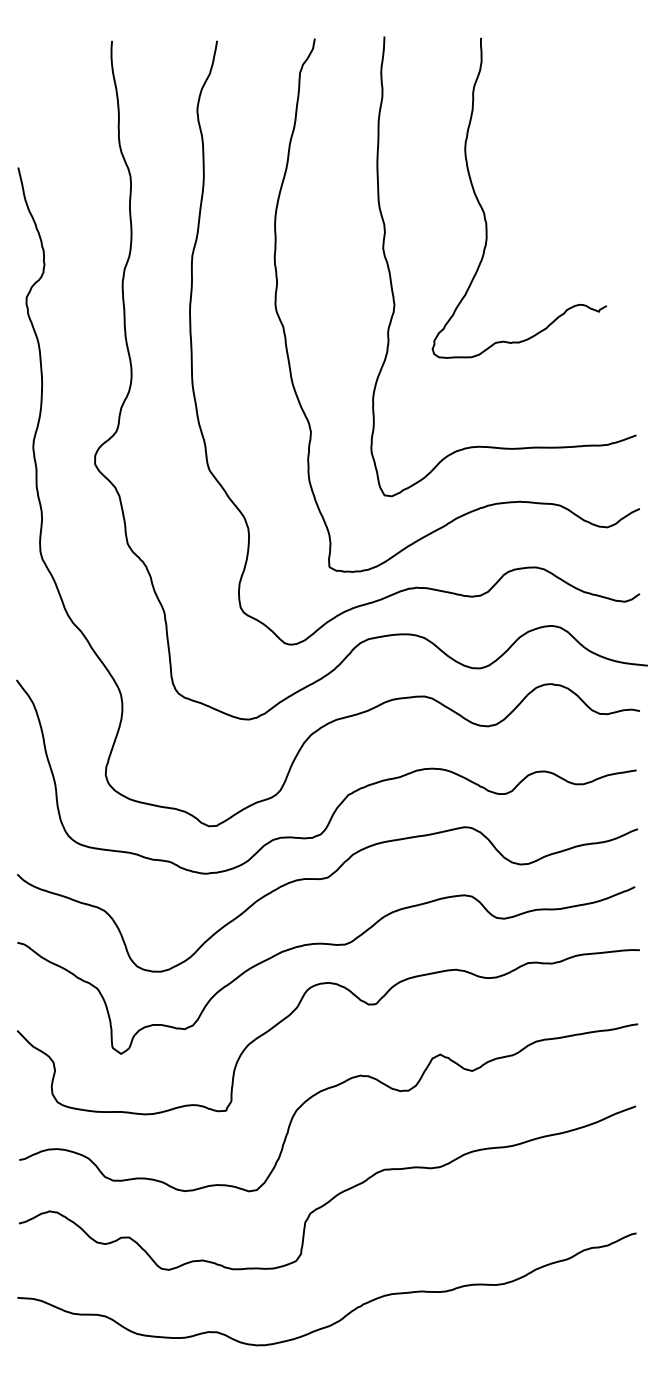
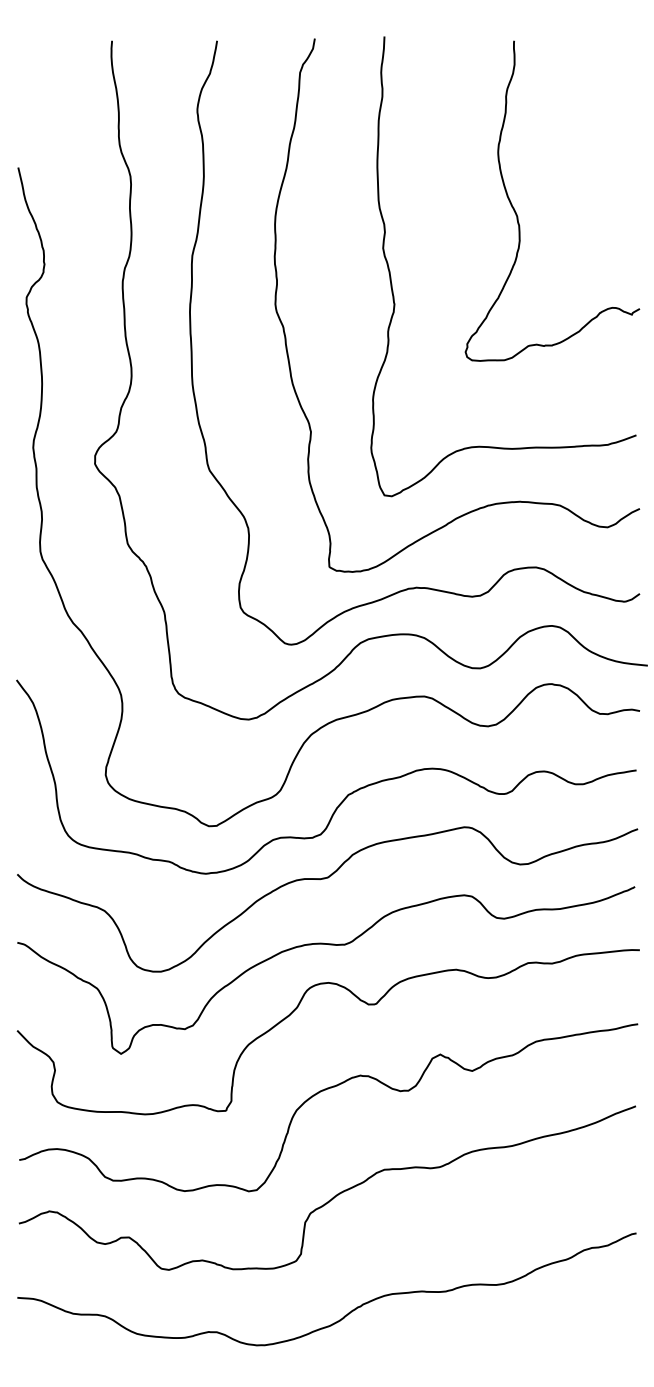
curve position: (485, 213) -> (518, 216) (518, 216)
